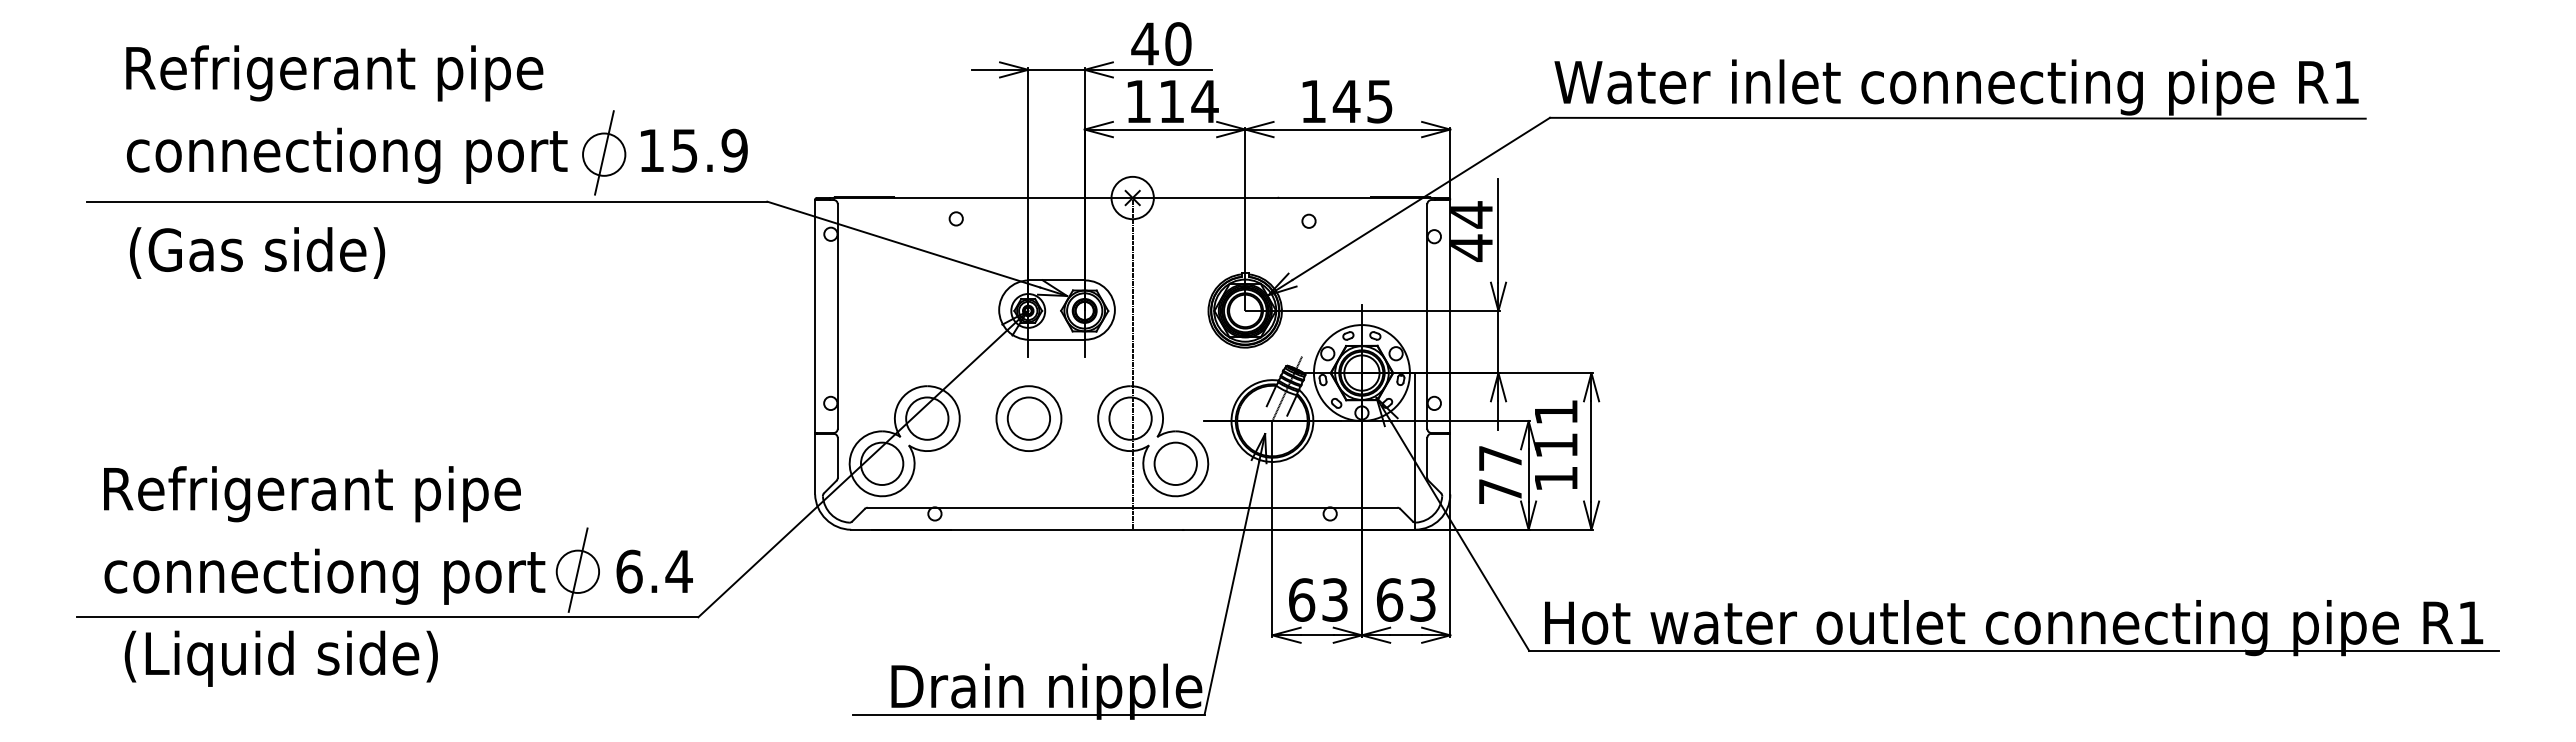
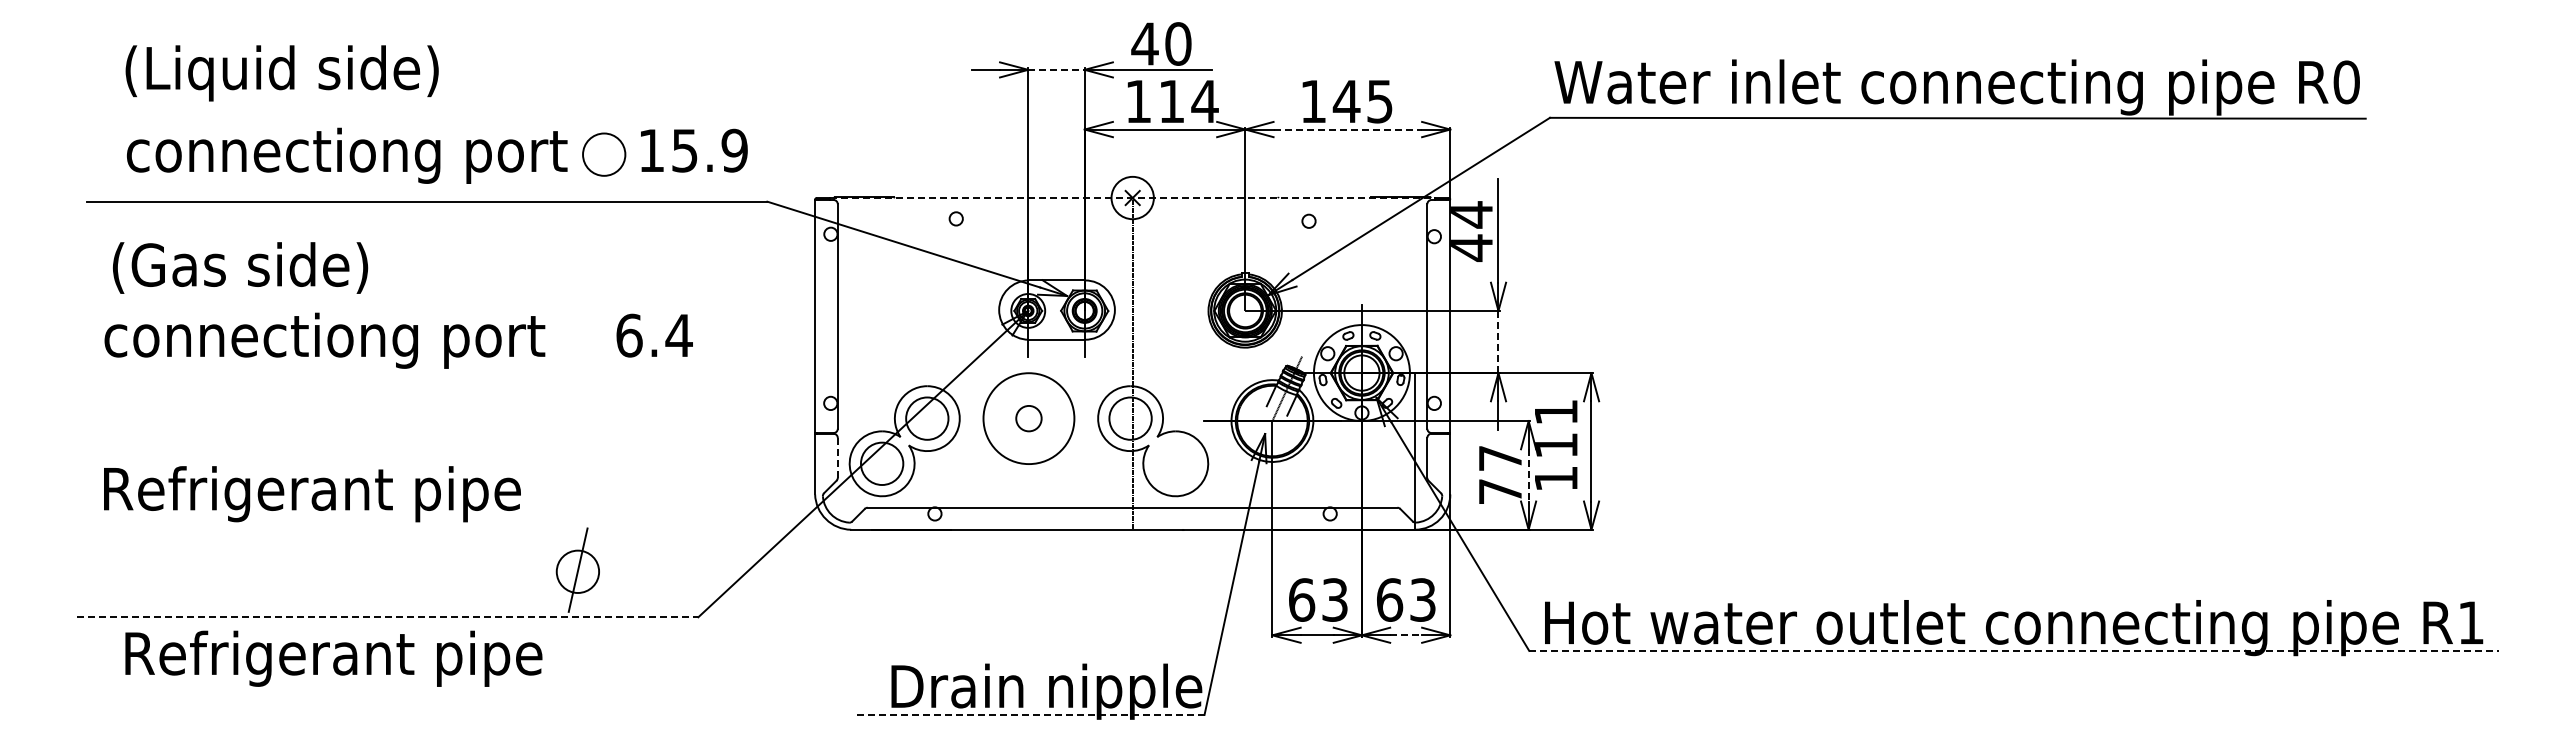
line: solid -> dashed (1056, 69)
text: Refrigerant pipe -> (Liquid side) (334, 73)
text: R1 -> R0 (2346, 82)
line: solid -> dashed (1348, 129)
line: present -> none (604, 152)
line: solid -> dashed (1133, 198)
text position: (257, 252) -> (240, 267) (240, 267)
line: solid -> dashed (1498, 341)
circle diameter: 42 px -> 25 px (1028, 418)
circle diameter: 65 px -> 91 px (1028, 418)
line: solid -> dashed (837, 457)
circle: present -> none (1175, 463)
line: solid -> dashed (1528, 475)
text position: (398, 576) -> (398, 340) (398, 340)
line: solid -> dashed (387, 617)
line: solid -> dashed (1406, 635)
line: solid -> dashed (2013, 650)
text: (Liquid side) -> Refrigerant pipe (333, 658)
line: solid -> dashed (1028, 714)
